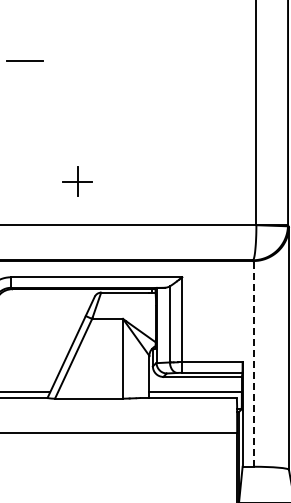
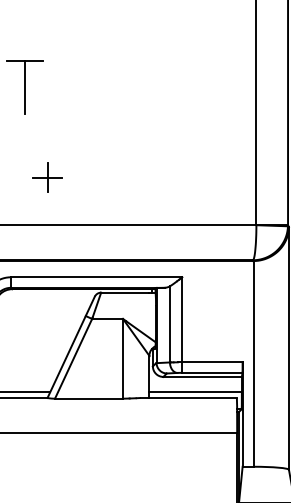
line: none -> present (25, 86)
part position: (77, 181) -> (47, 177) (47, 177)
line: dashed -> solid (253, 363)
